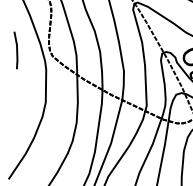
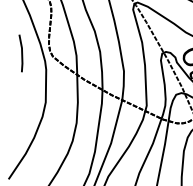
line position: (16, 50) -> (21, 53) (21, 53)
